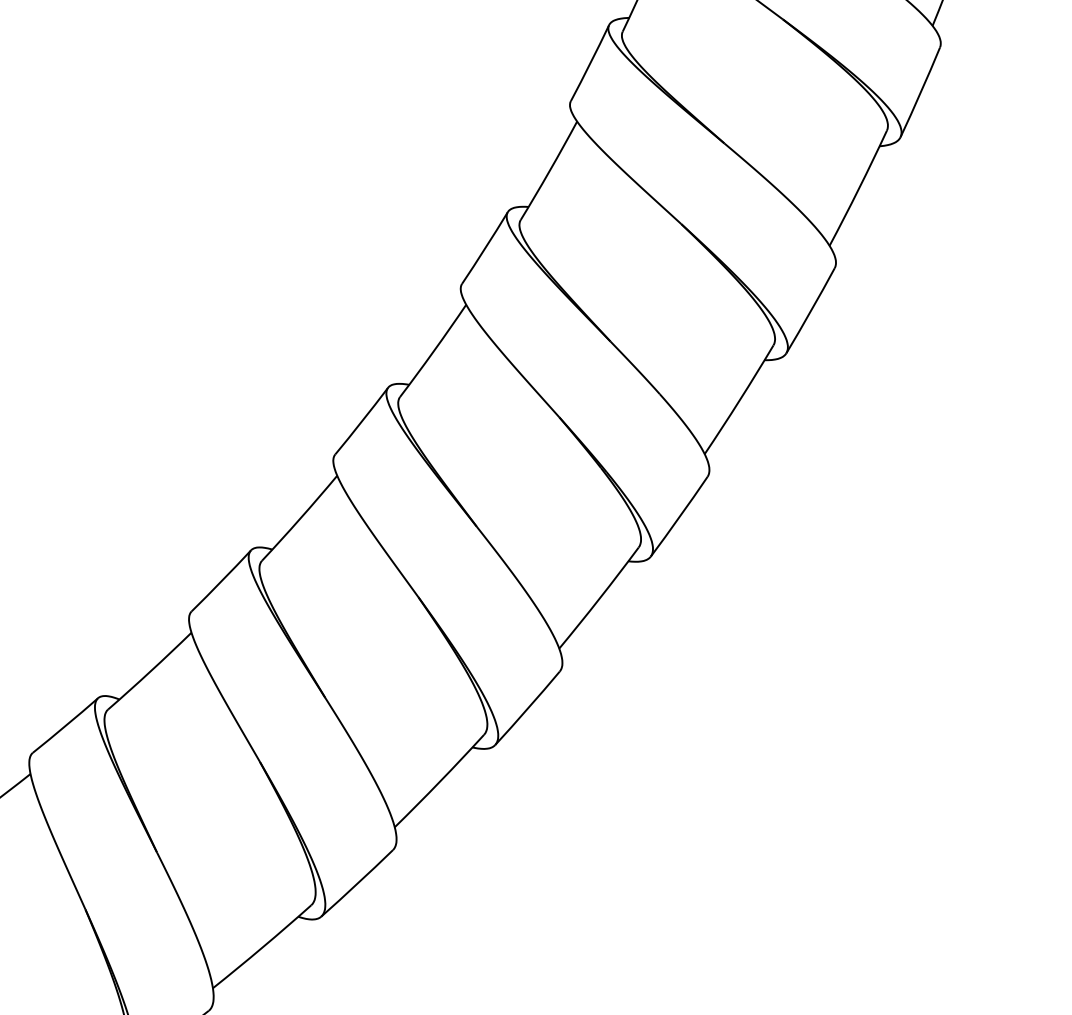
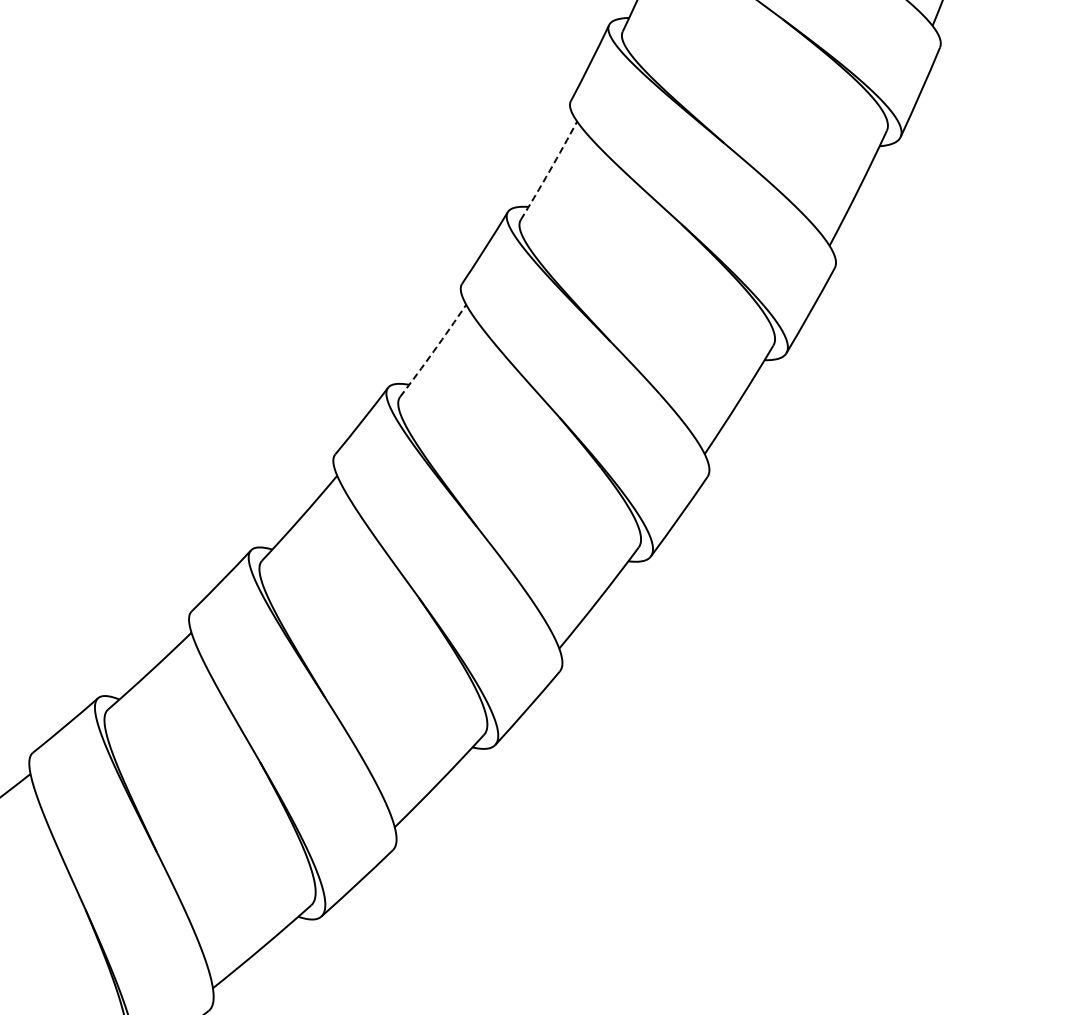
arc: solid -> dashed (549, 171)
arc: solid -> dashed (433, 351)
